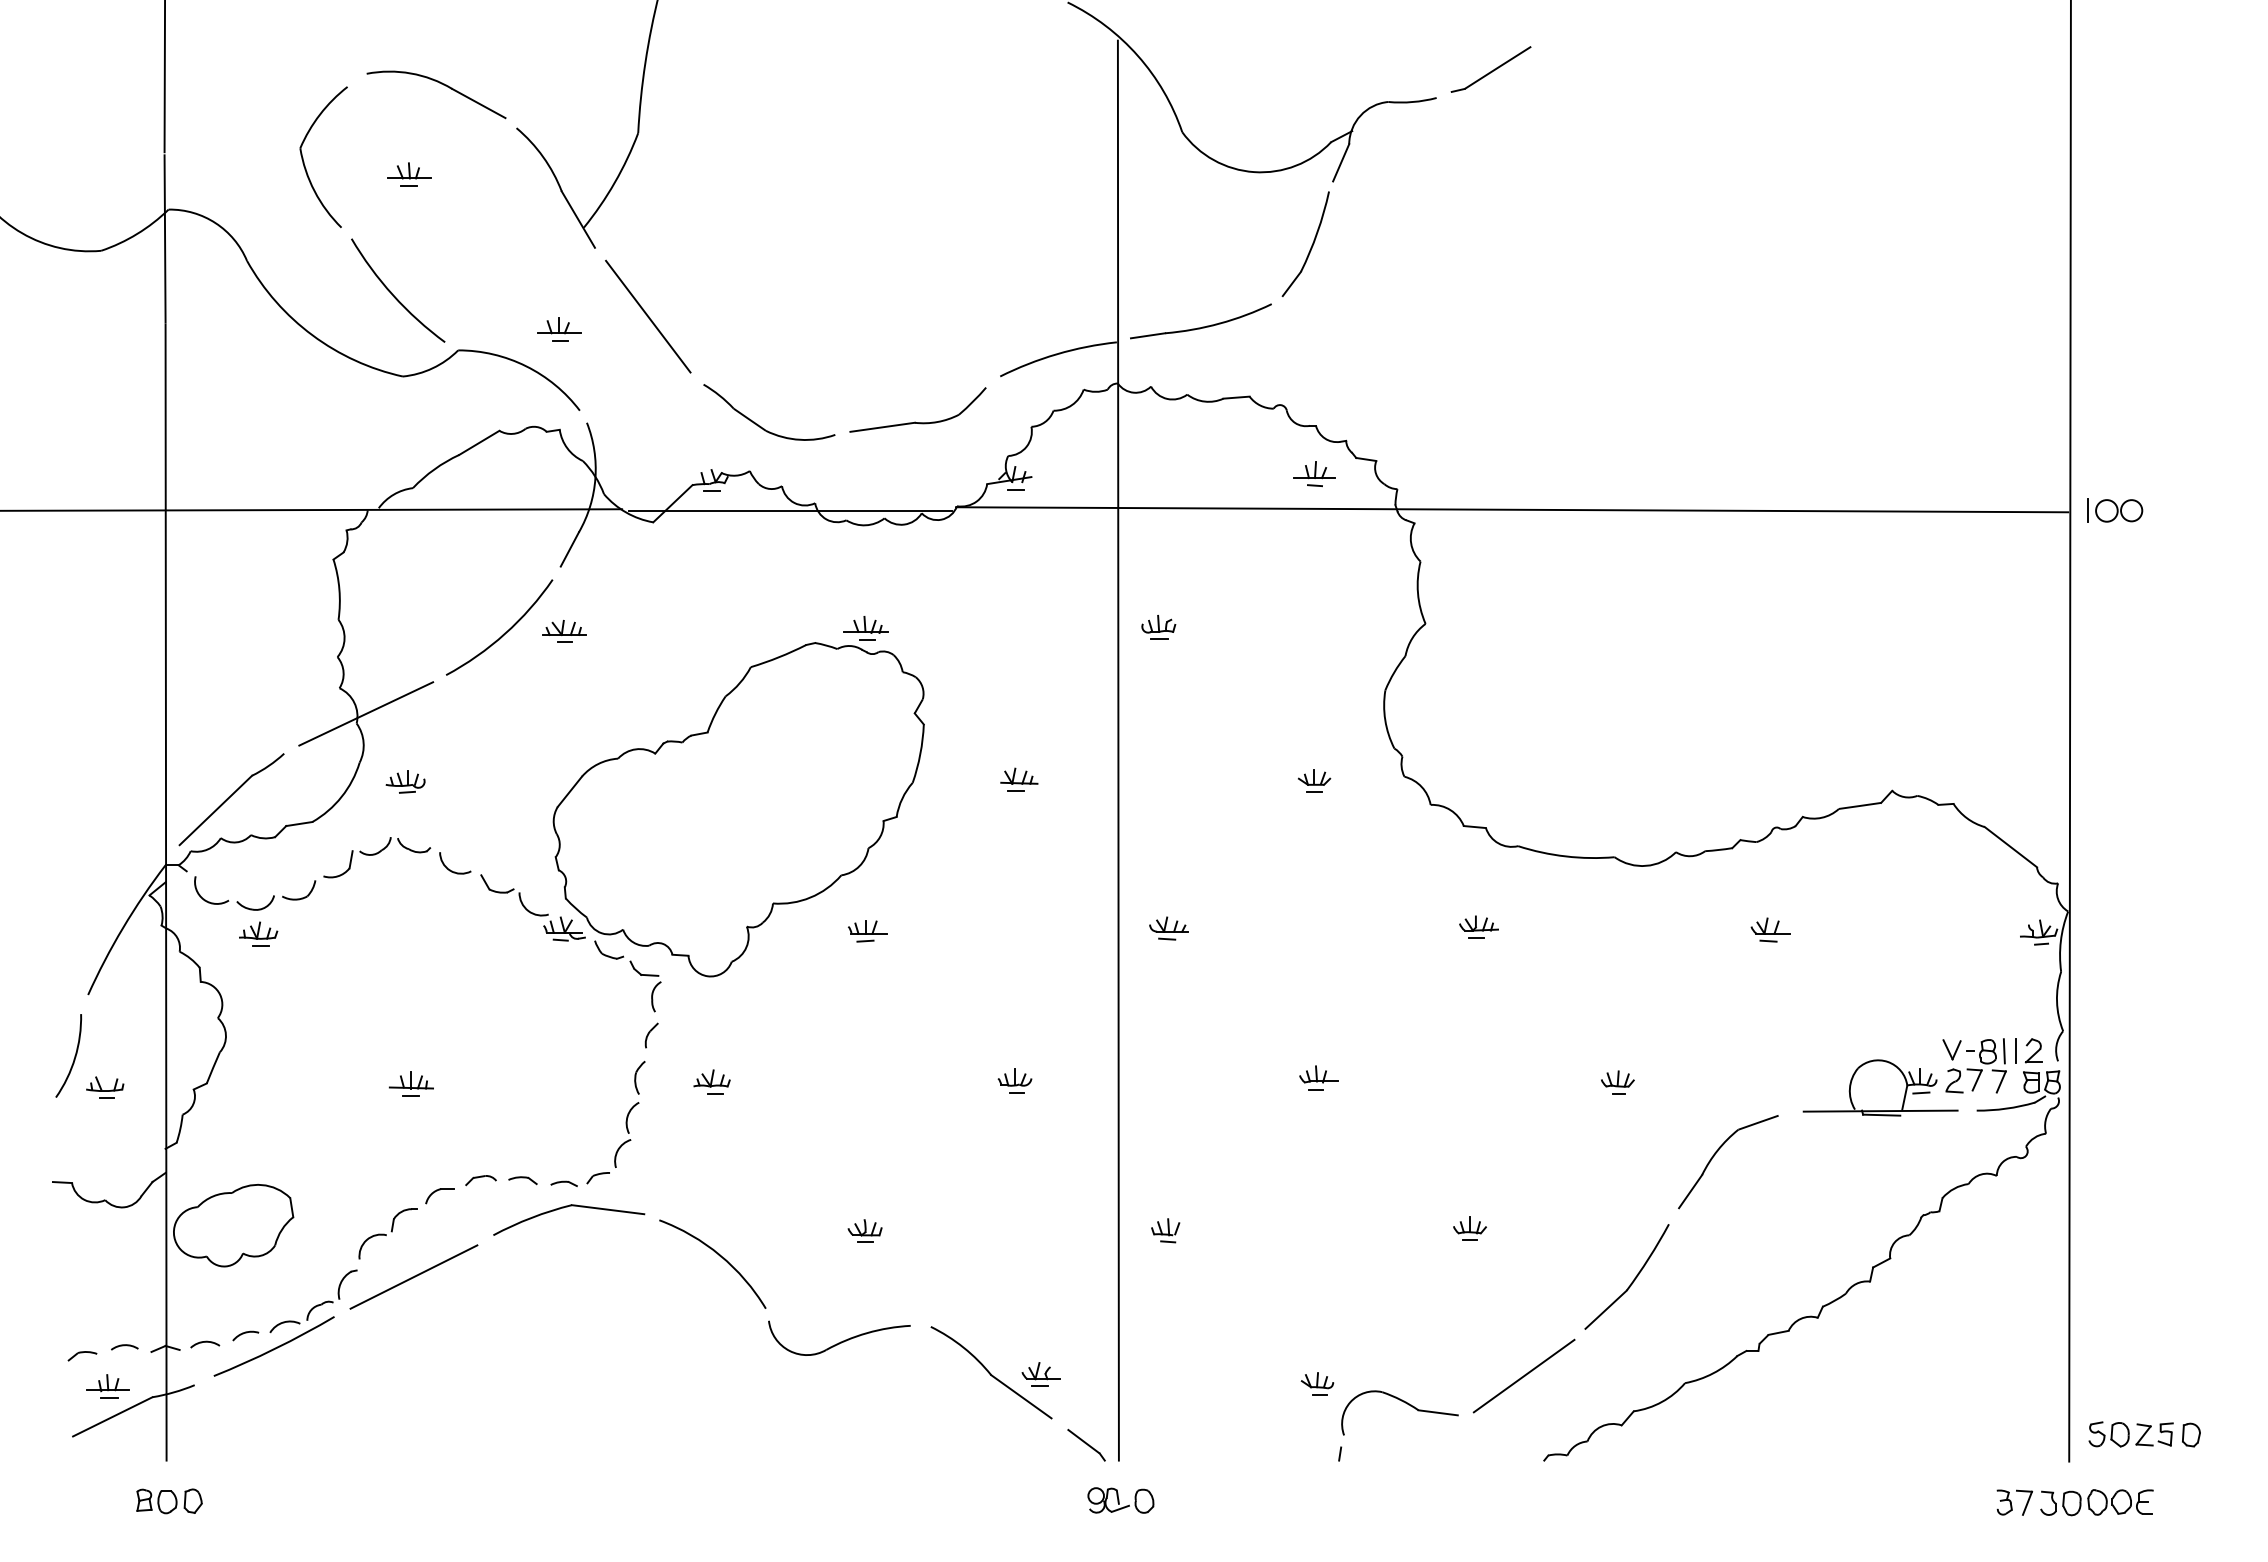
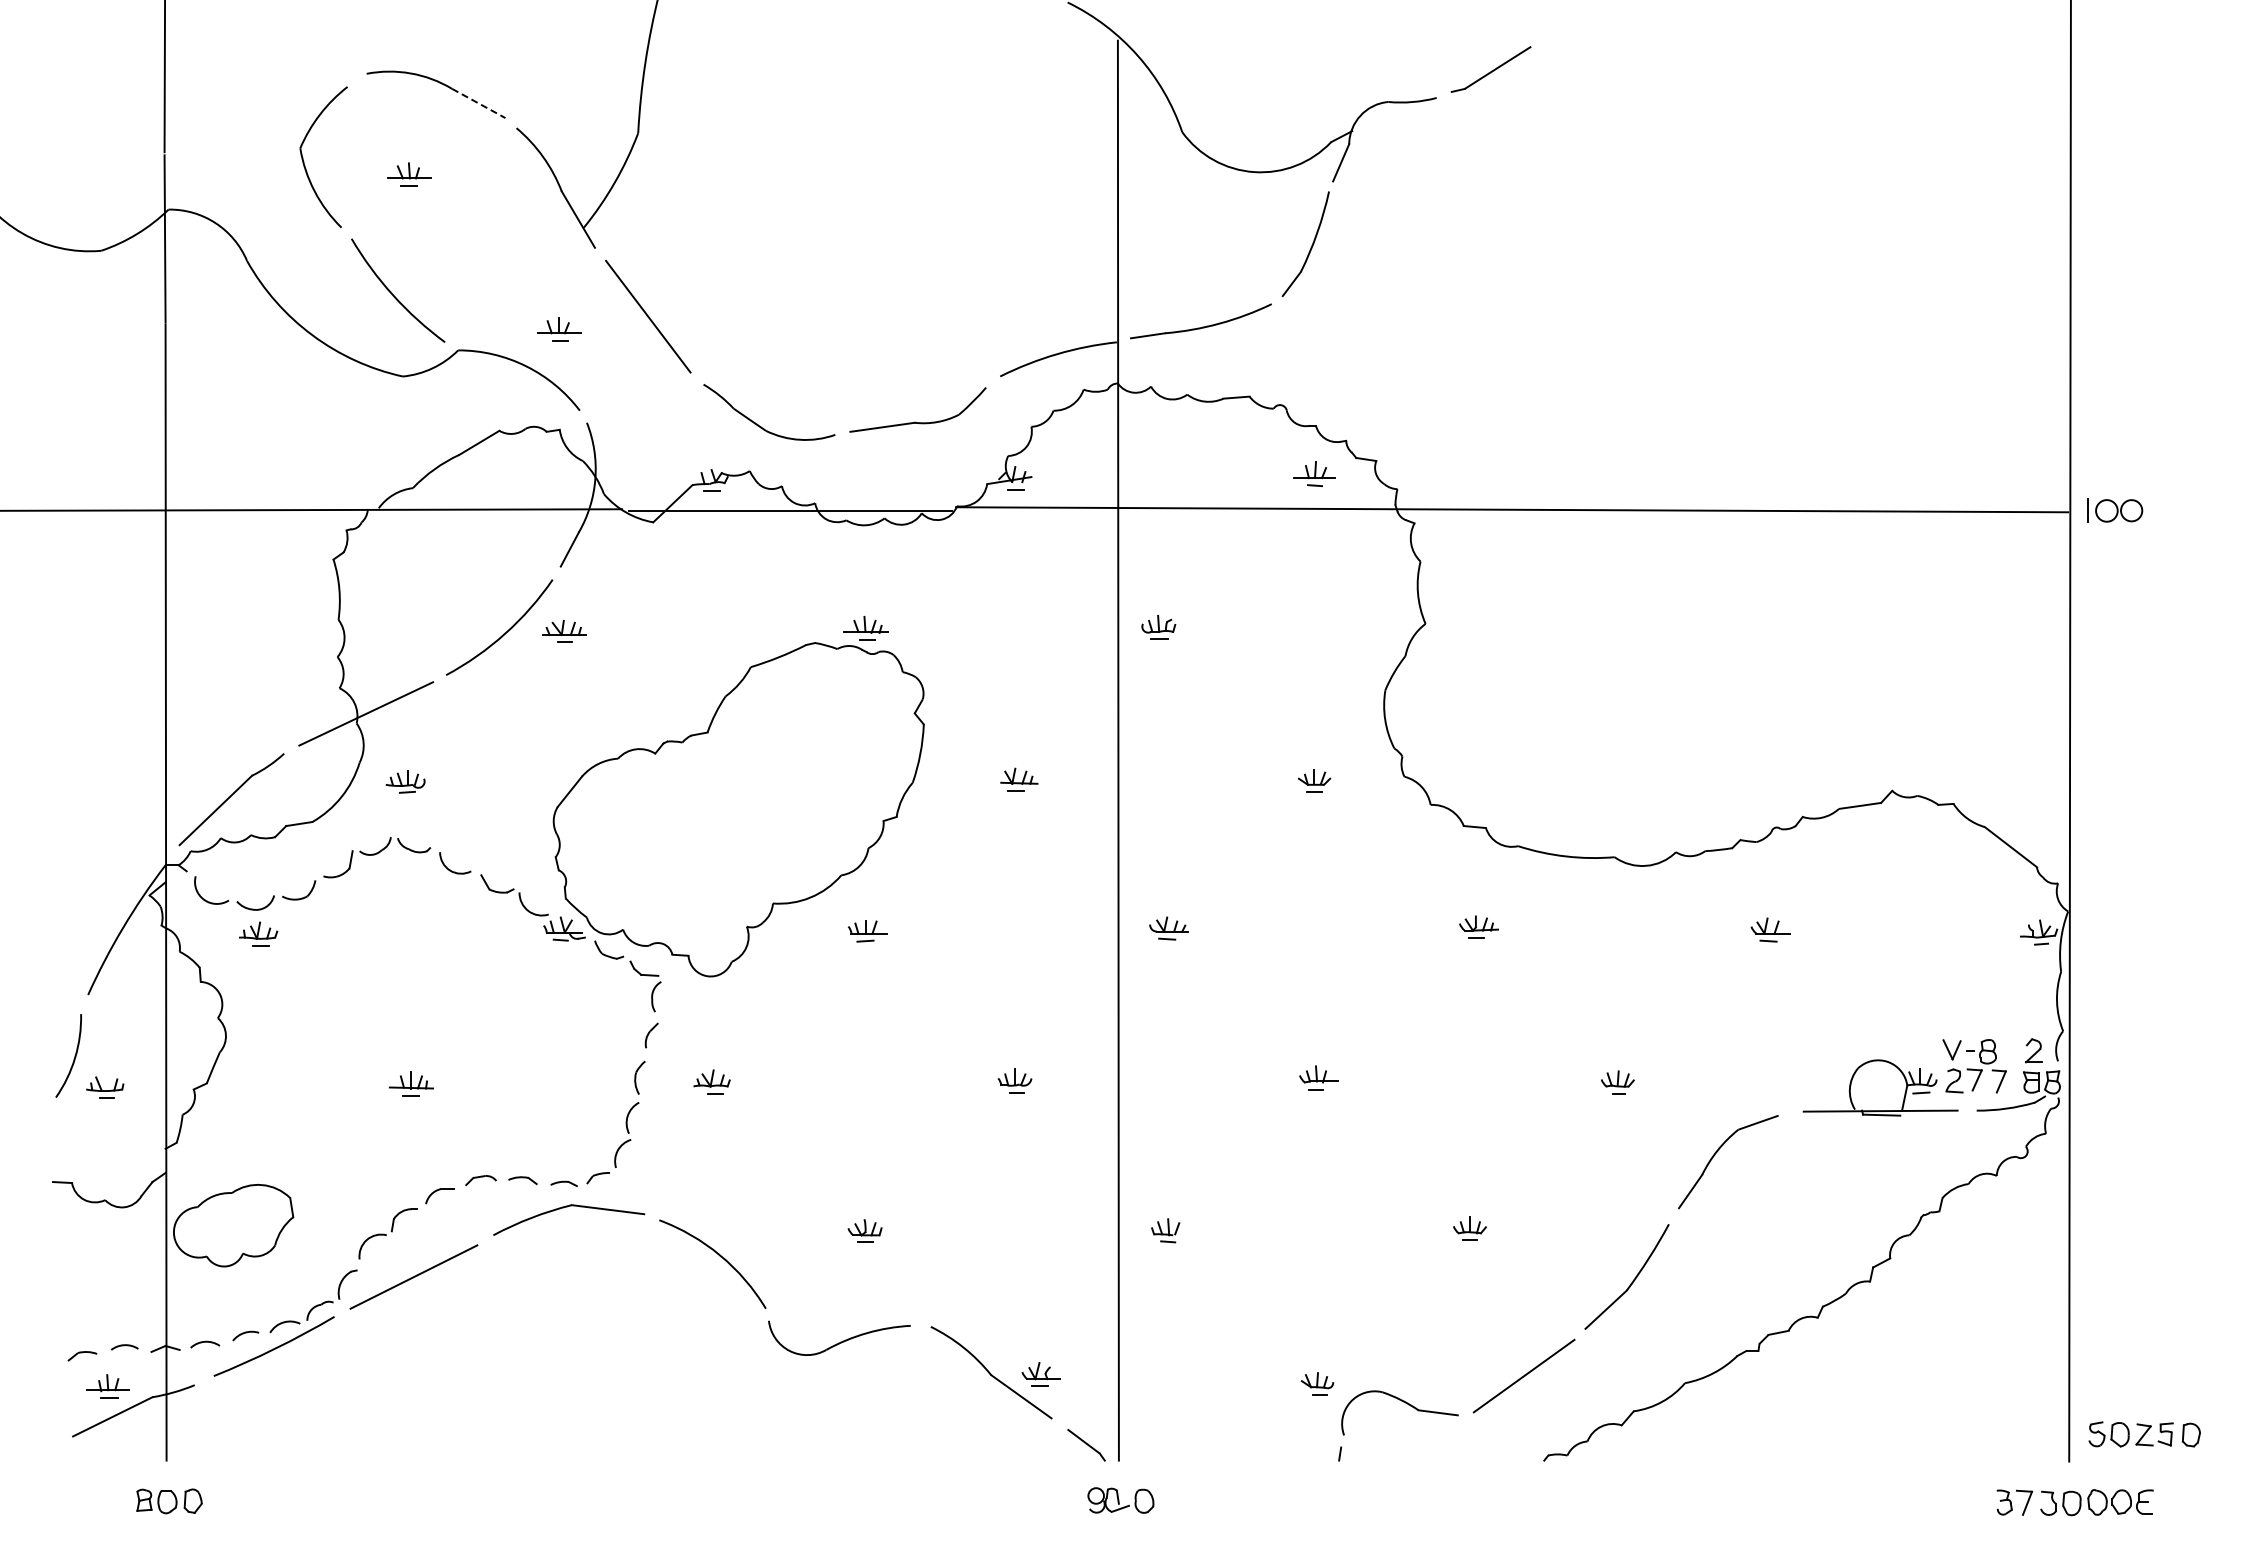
line: solid -> dashed (479, 103)
line: present -> none (2003, 1051)
line: present -> none (2015, 1051)
